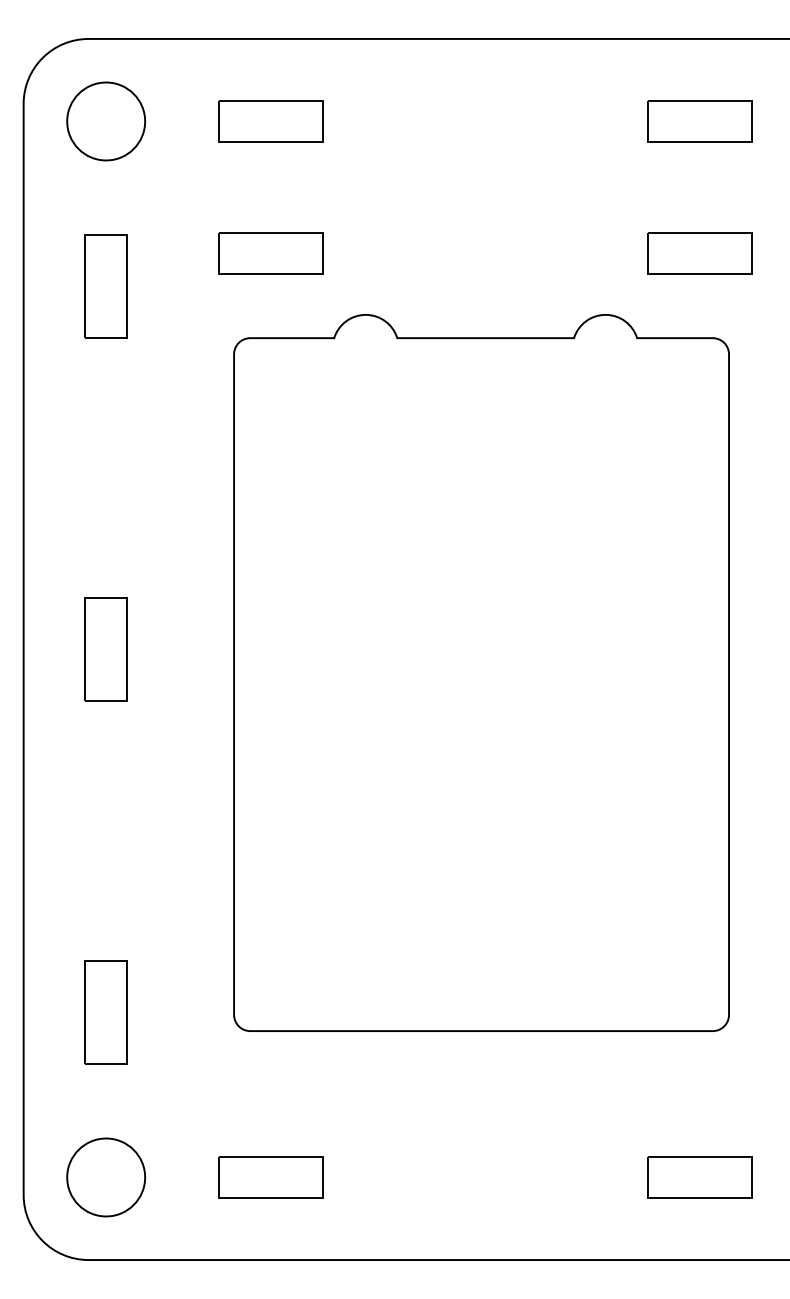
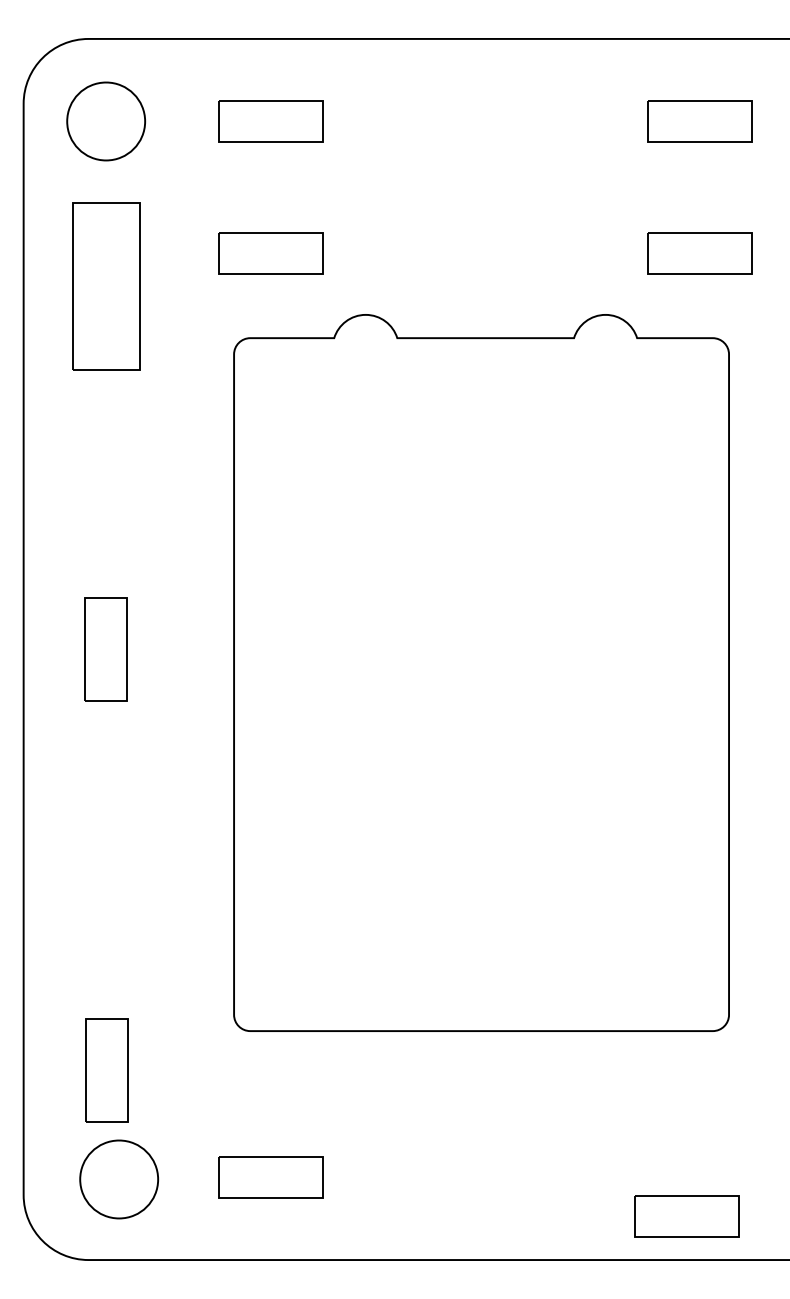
part size: 44x105 px -> 69x169 px (106, 286)
part position: (105, 1012) -> (106, 1070) (106, 1070)
part position: (106, 1177) -> (119, 1179) (119, 1179)
part position: (699, 1177) -> (686, 1216) (686, 1216)
